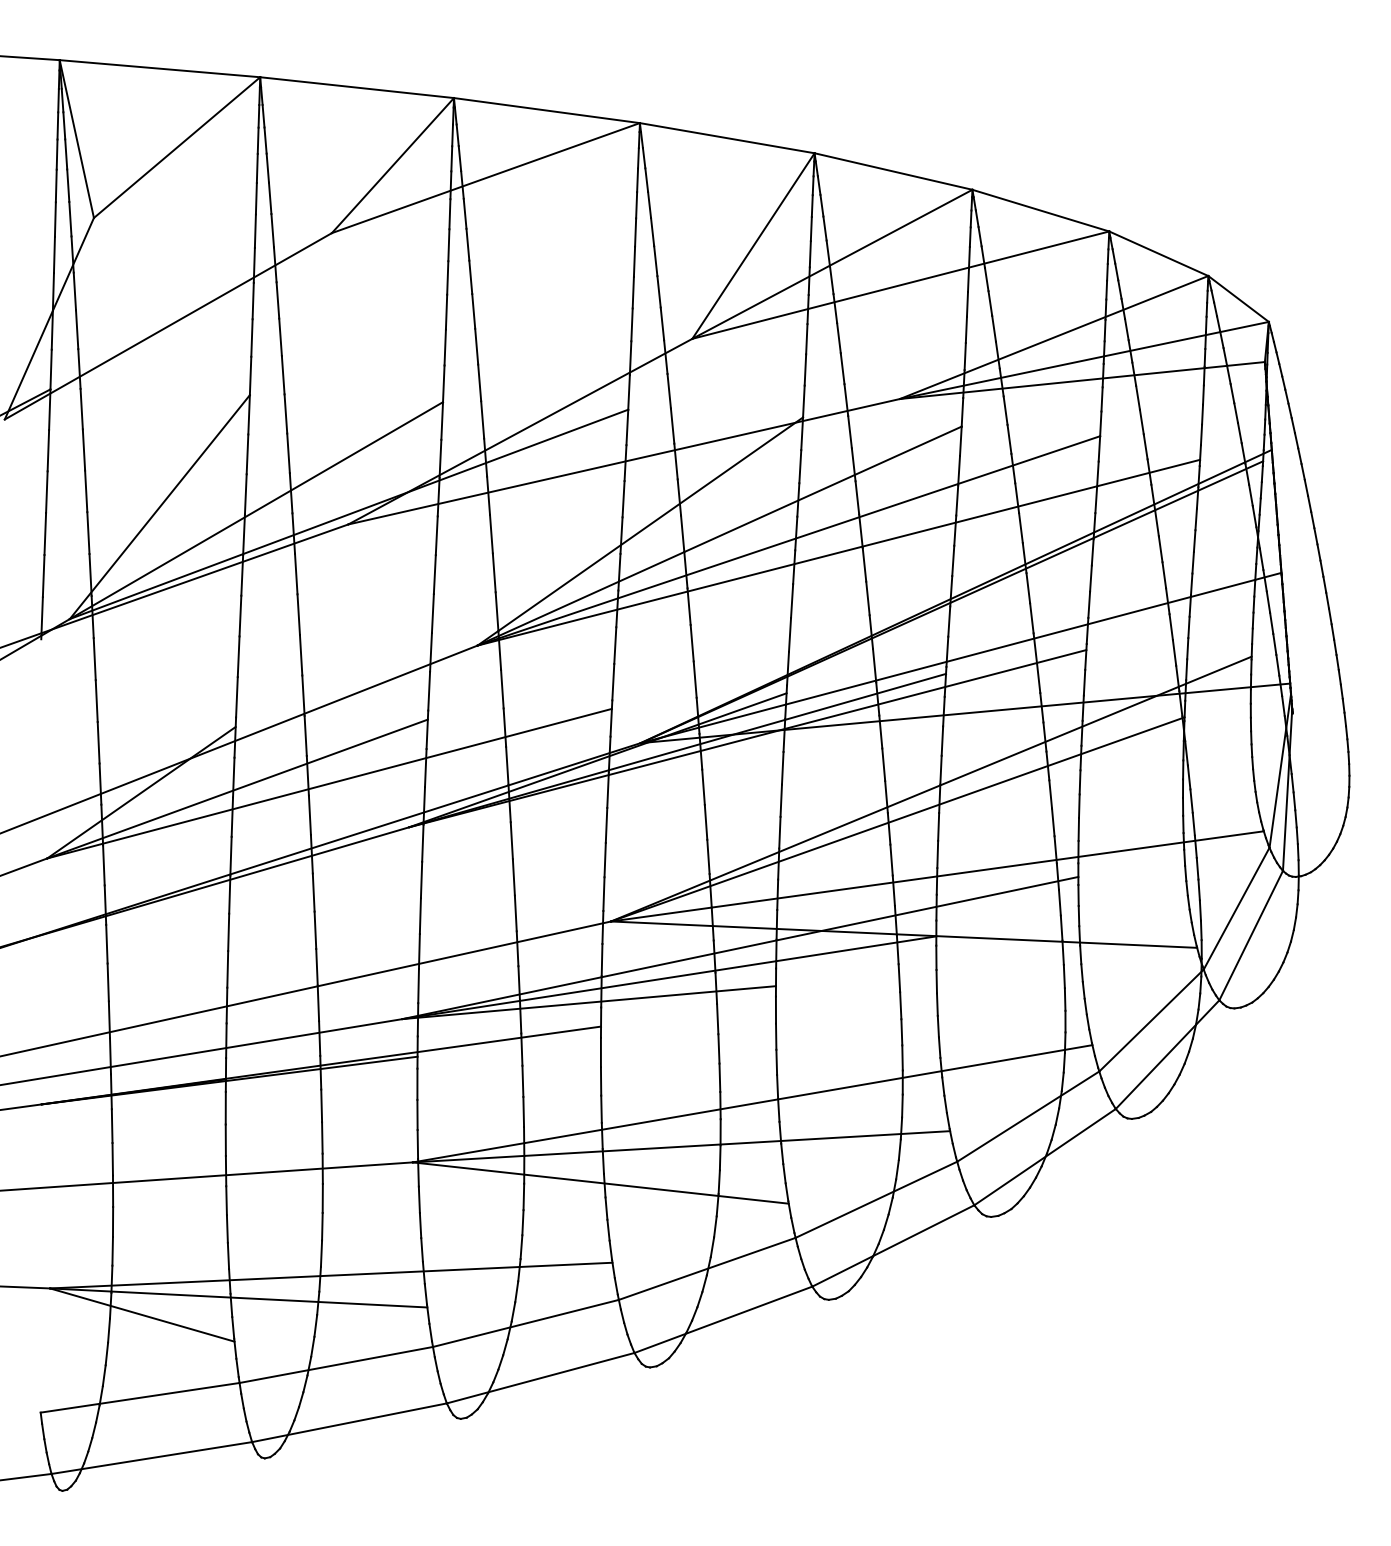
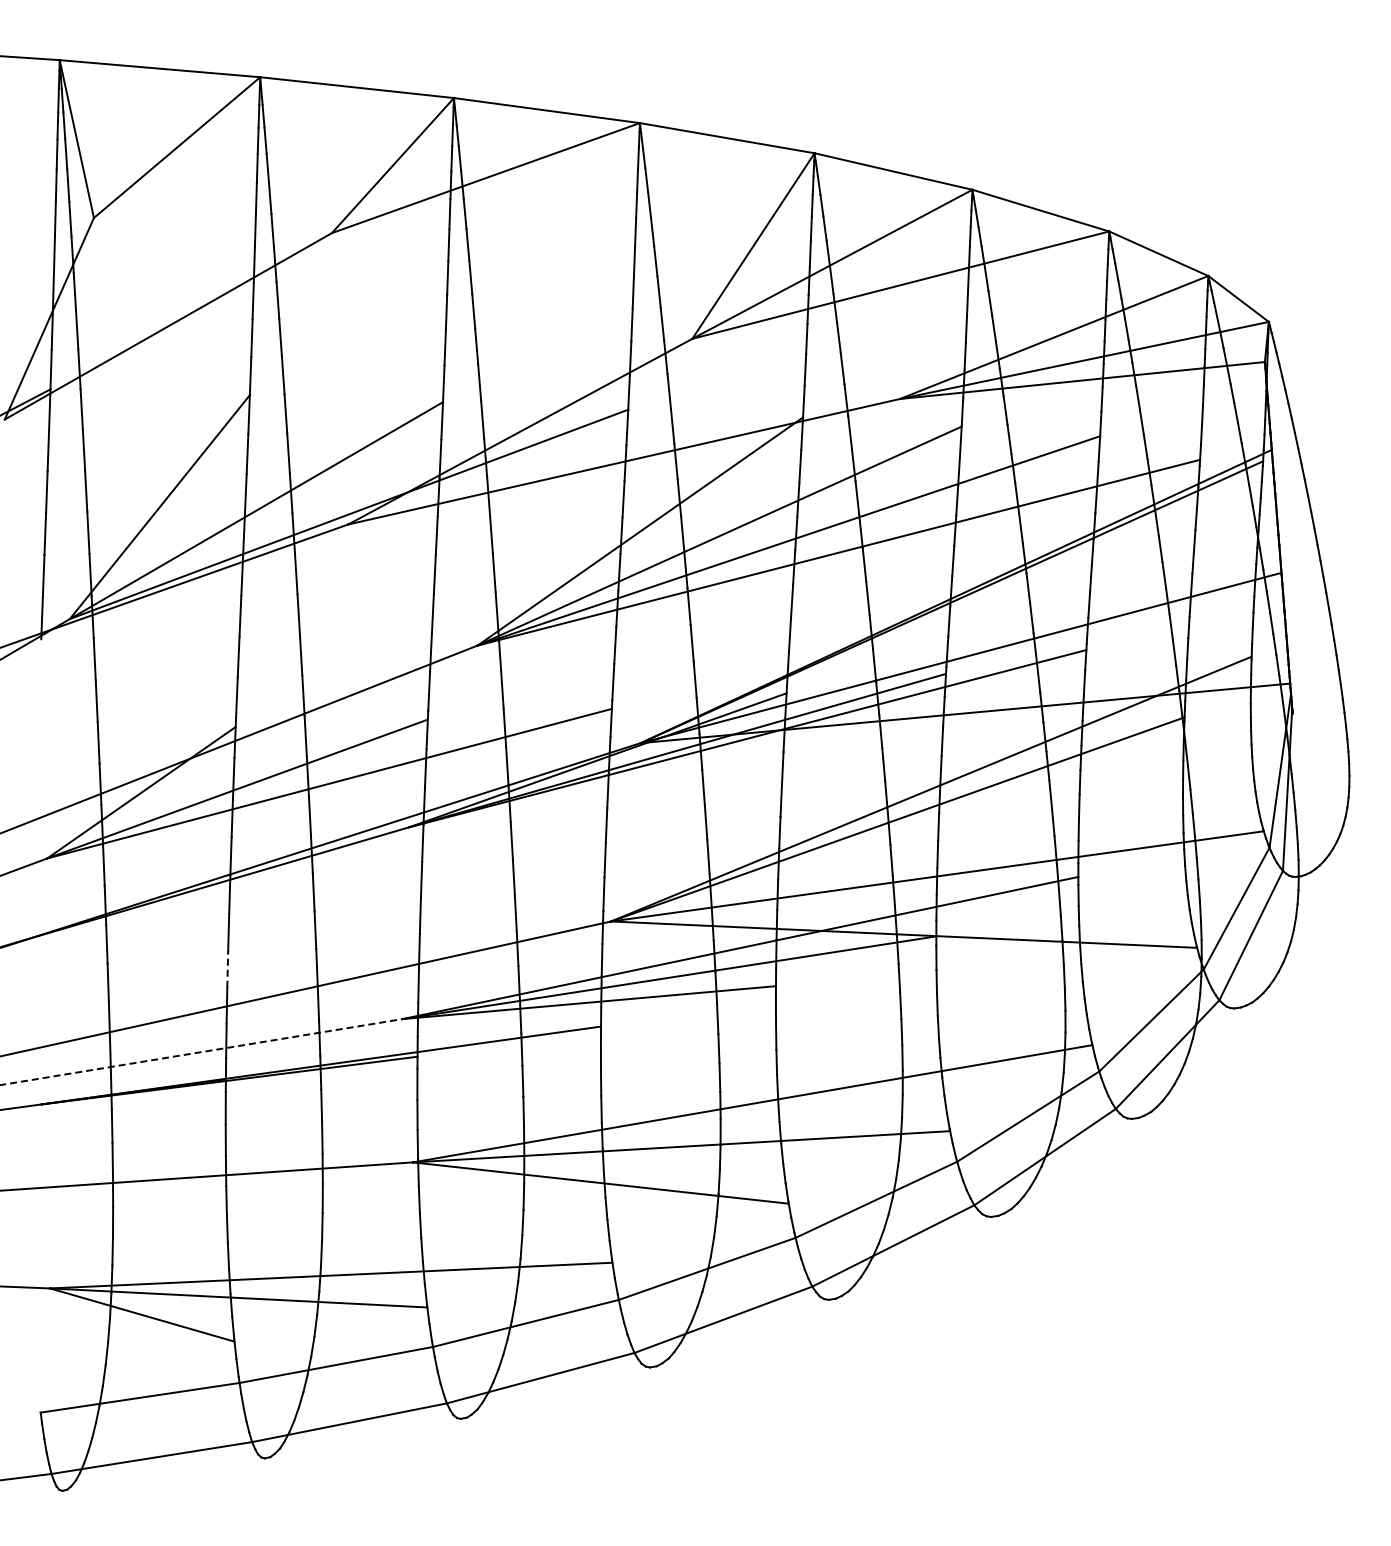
line: solid -> dashed (227, 968)
line: solid -> dashed (201, 1052)
